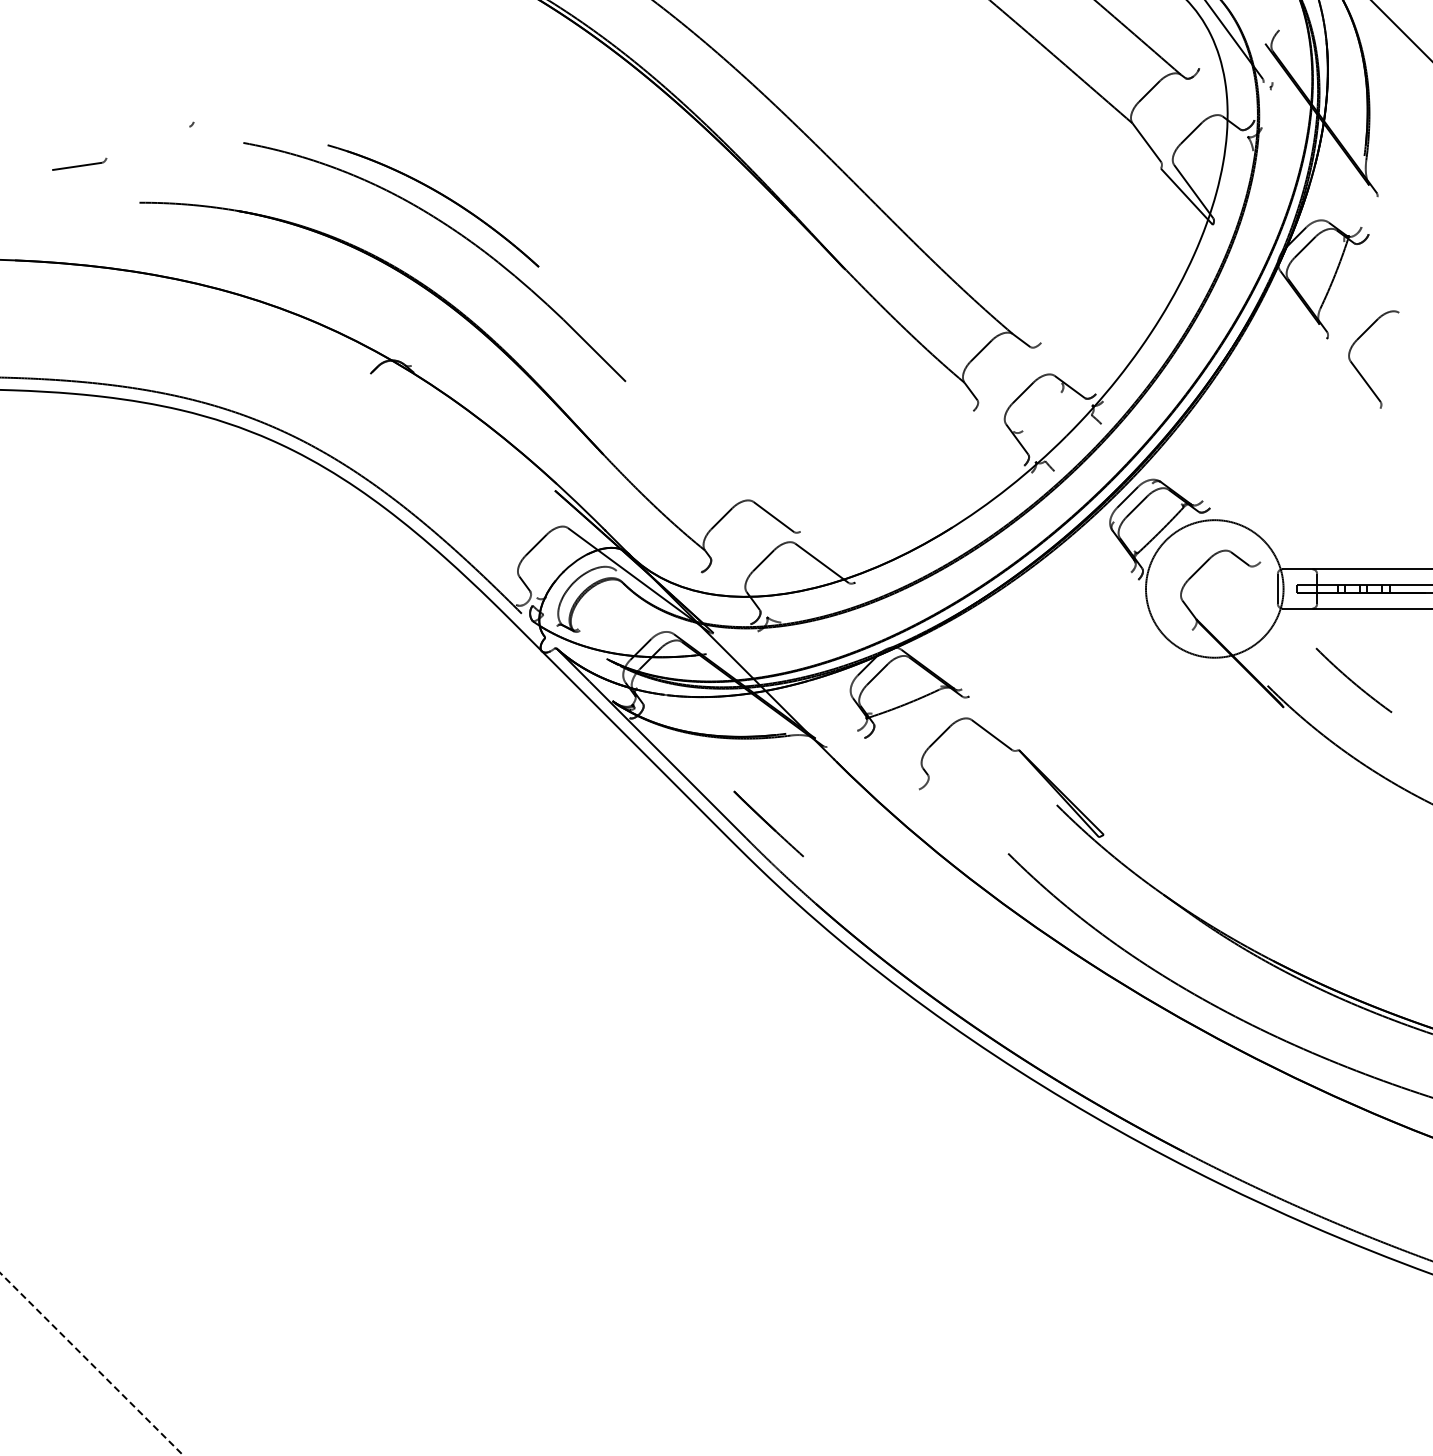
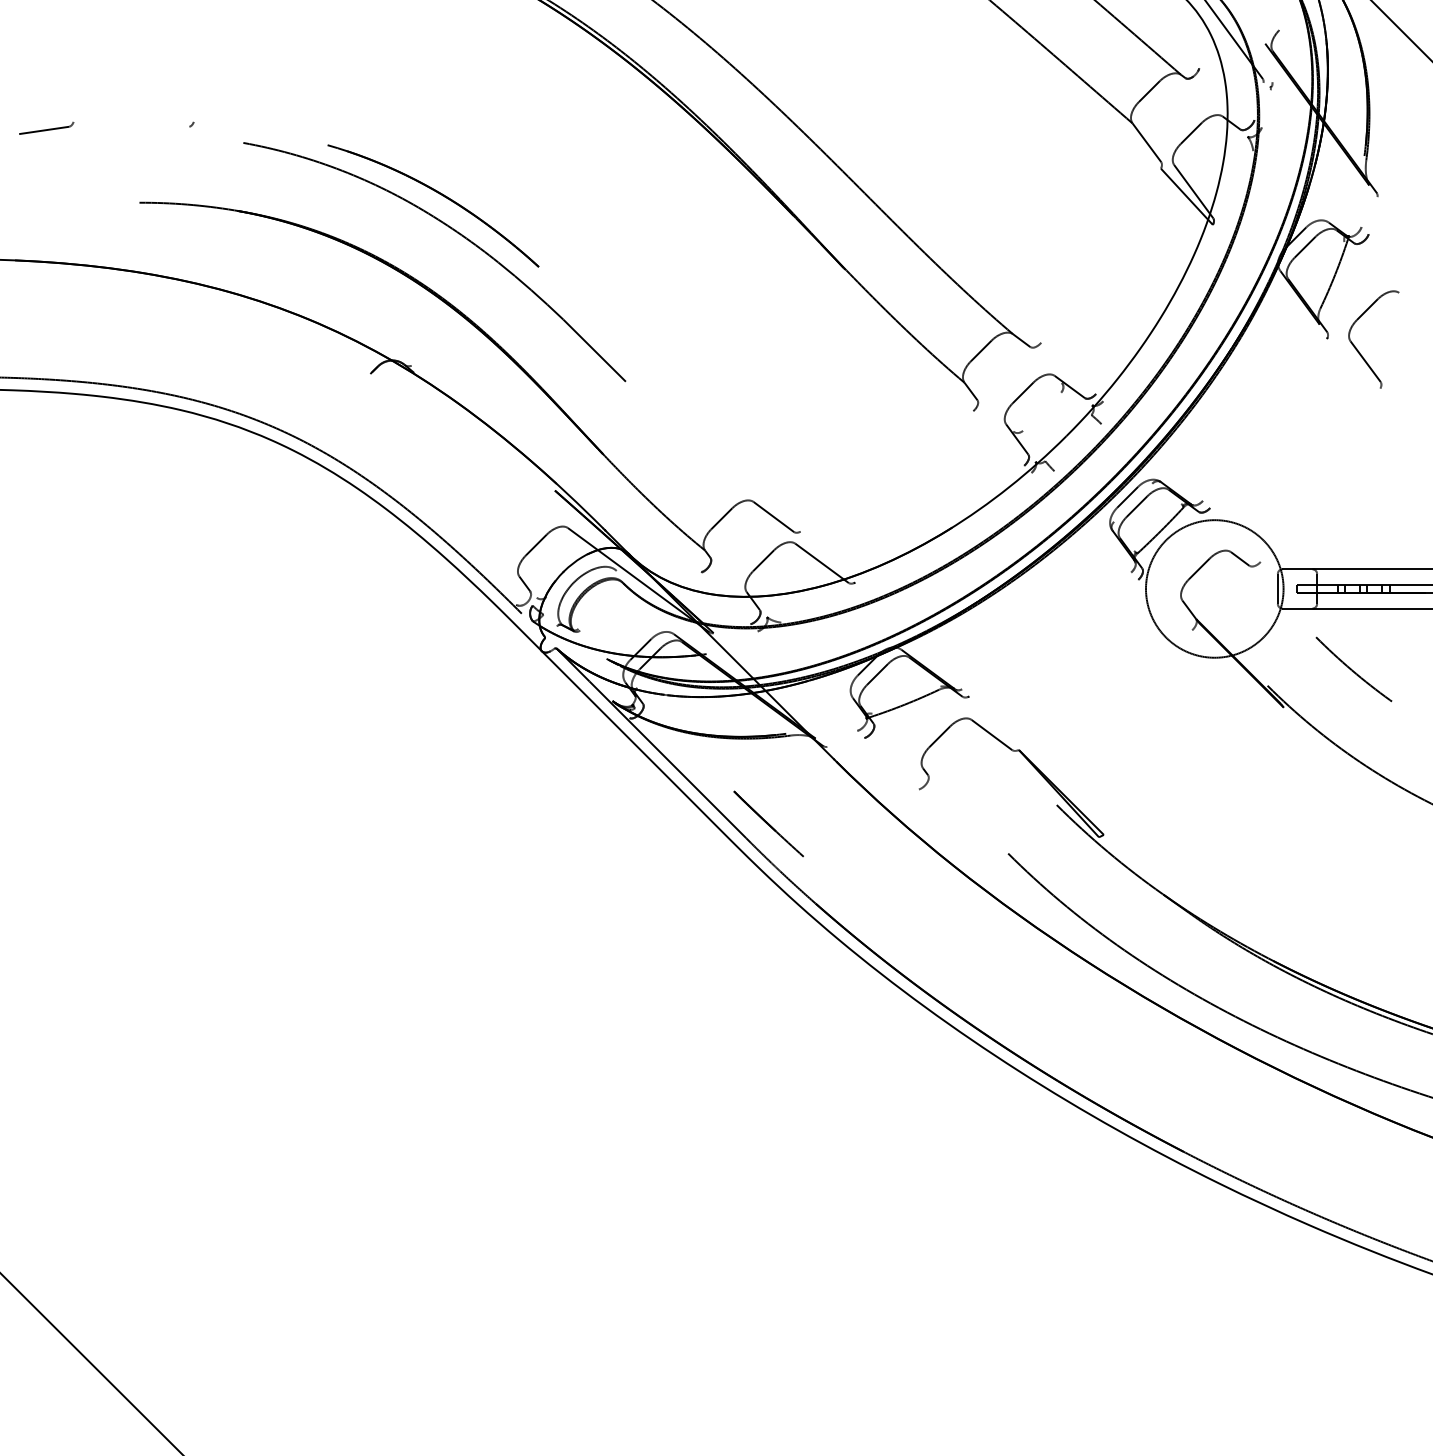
part position: (79, 163) -> (46, 127) (46, 127)
part position: (1357, 368) -> (1357, 348) (1357, 348)
part position: (1353, 680) -> (1353, 669) (1353, 669)
line: dashed -> solid (92, 1364)
